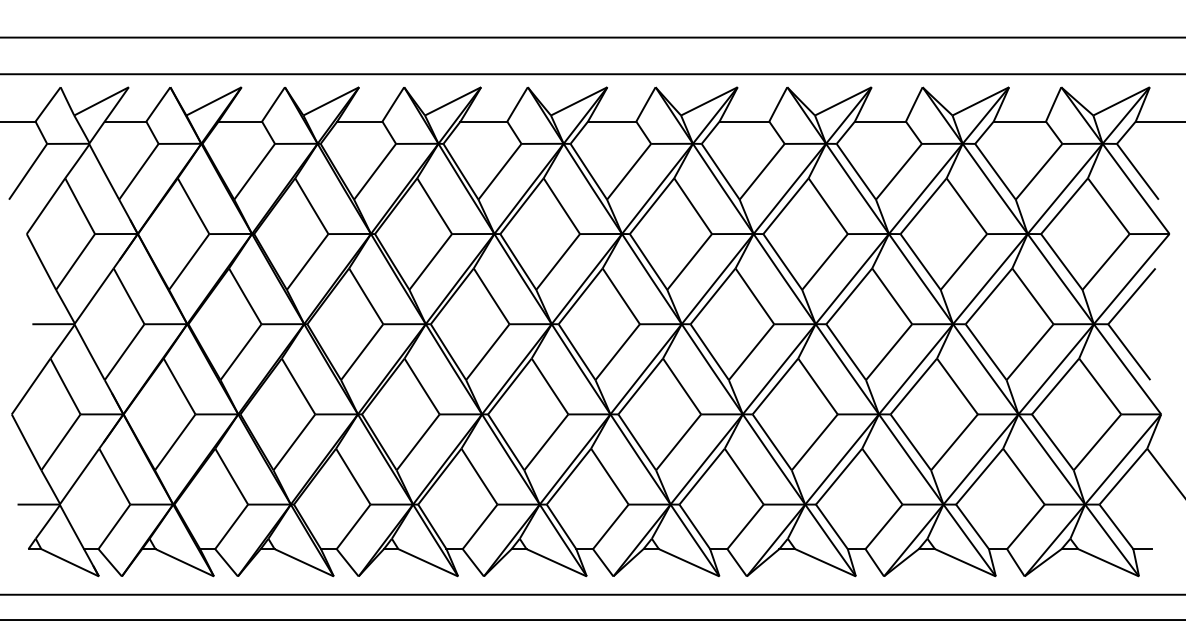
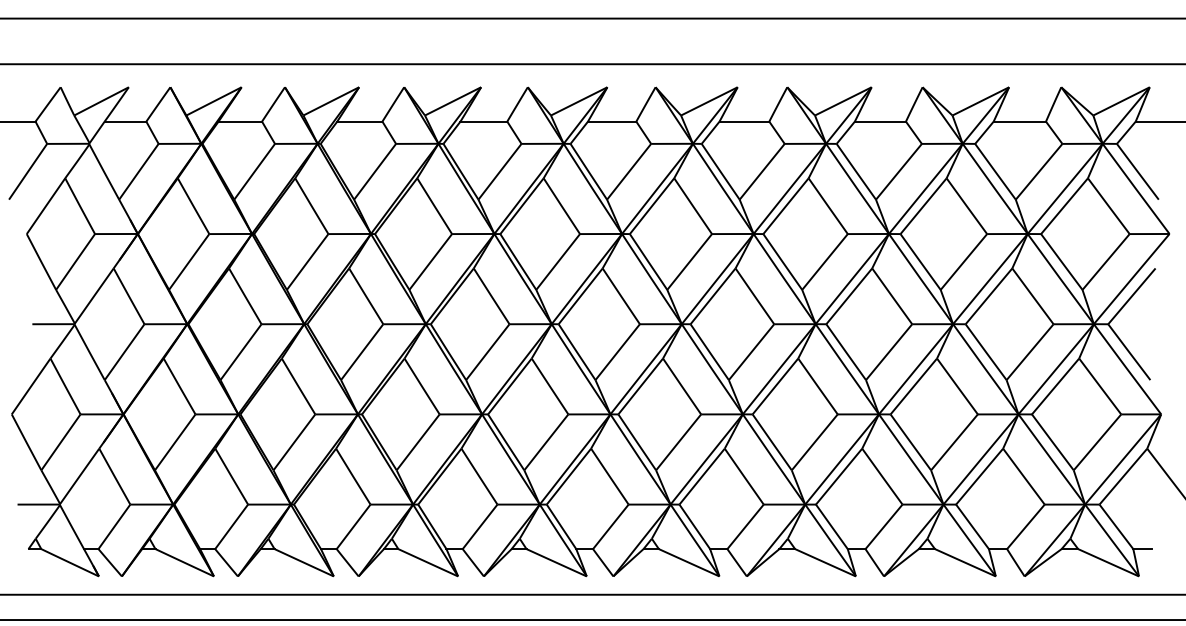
line position: (592, 37) -> (592, 18) (592, 18)
line position: (592, 74) -> (592, 64) (592, 64)
